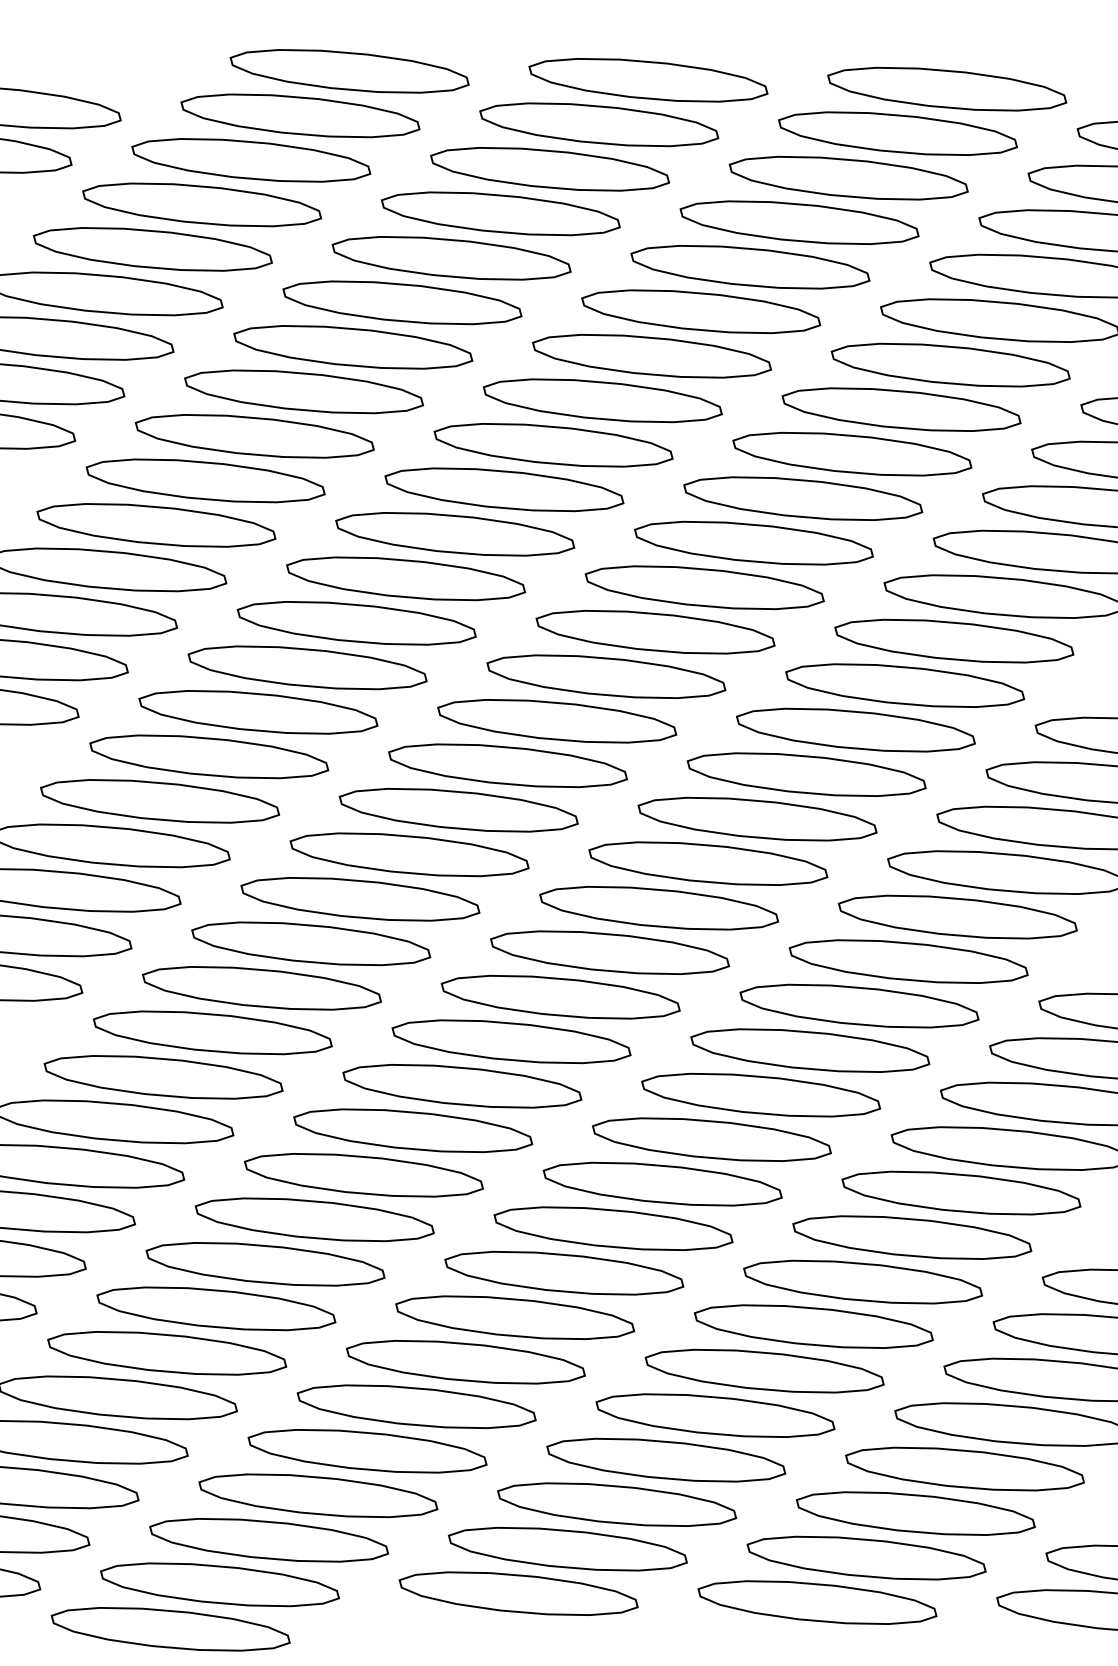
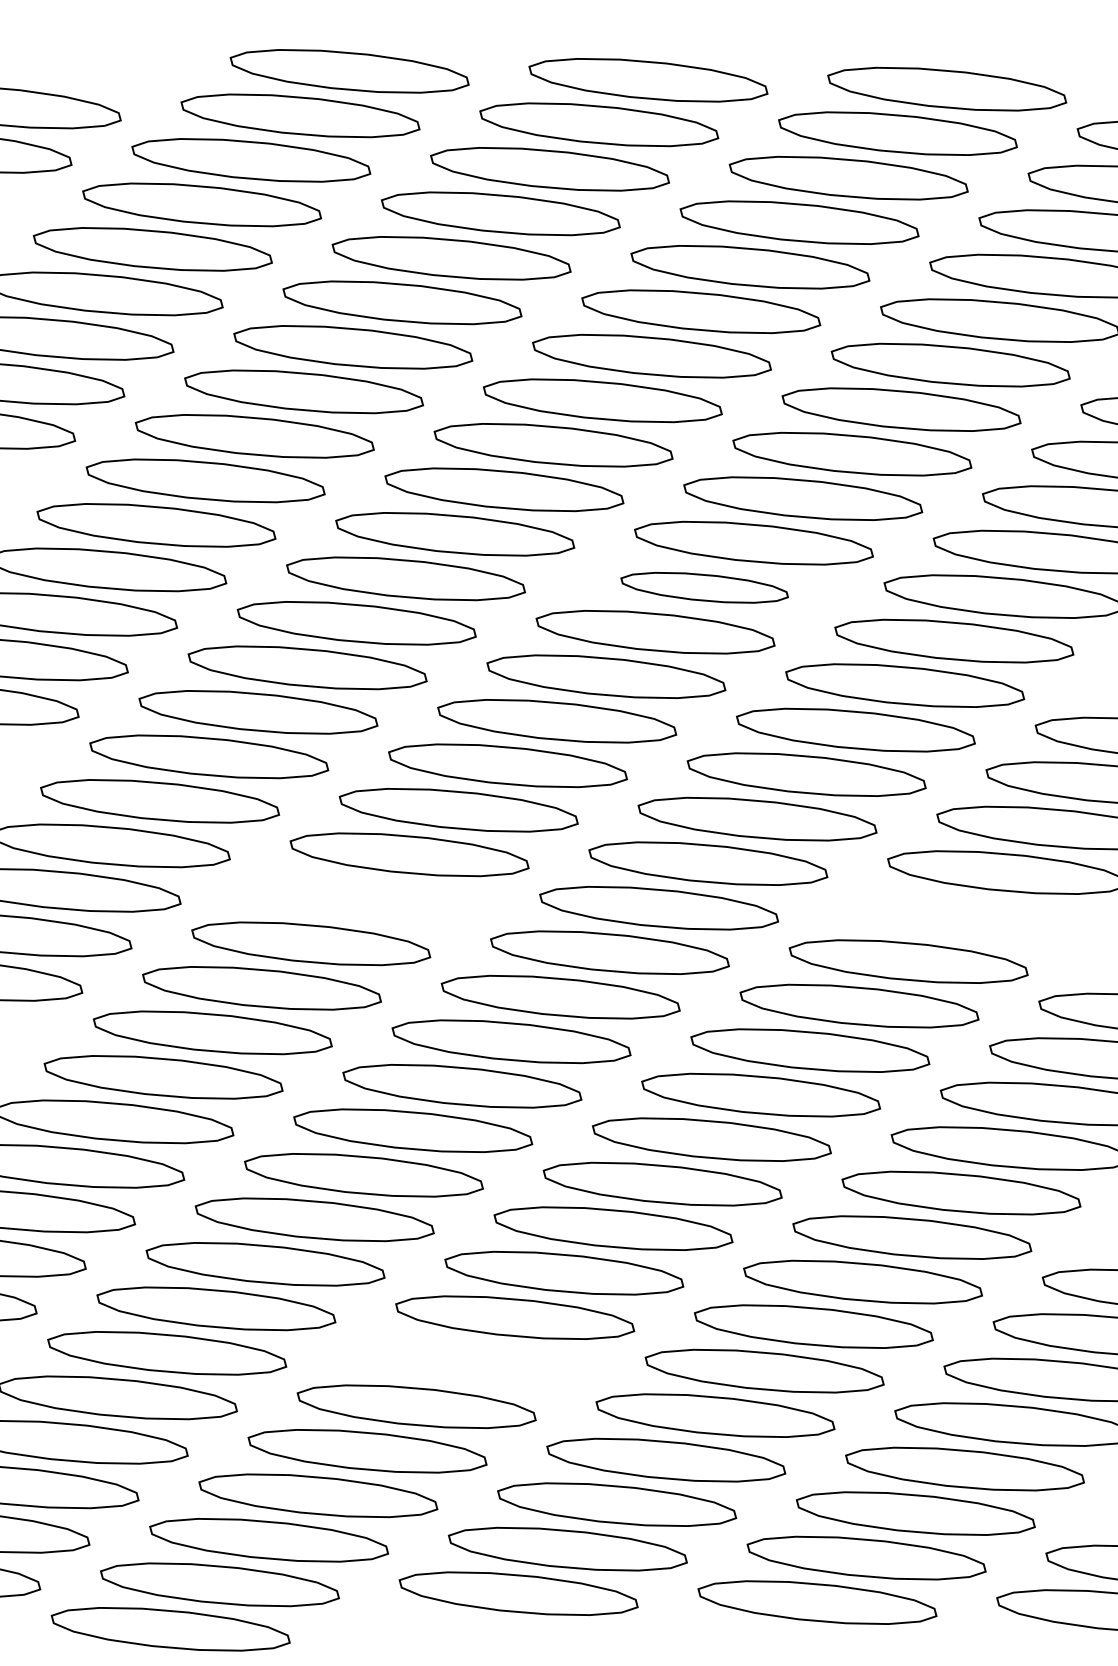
part size: 241x46 px -> 169x33 px (704, 587)
part: present -> none (360, 899)
part: present -> none (957, 916)
part: present -> none (465, 1362)
